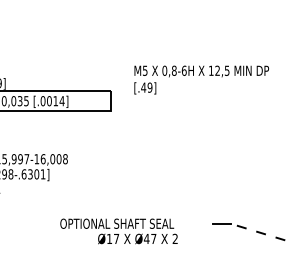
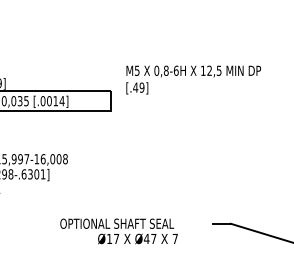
text position: (201, 79) -> (193, 79) (193, 79)
line: dashed -> solid (262, 233)
text: 2 -> 7 (174, 238)
